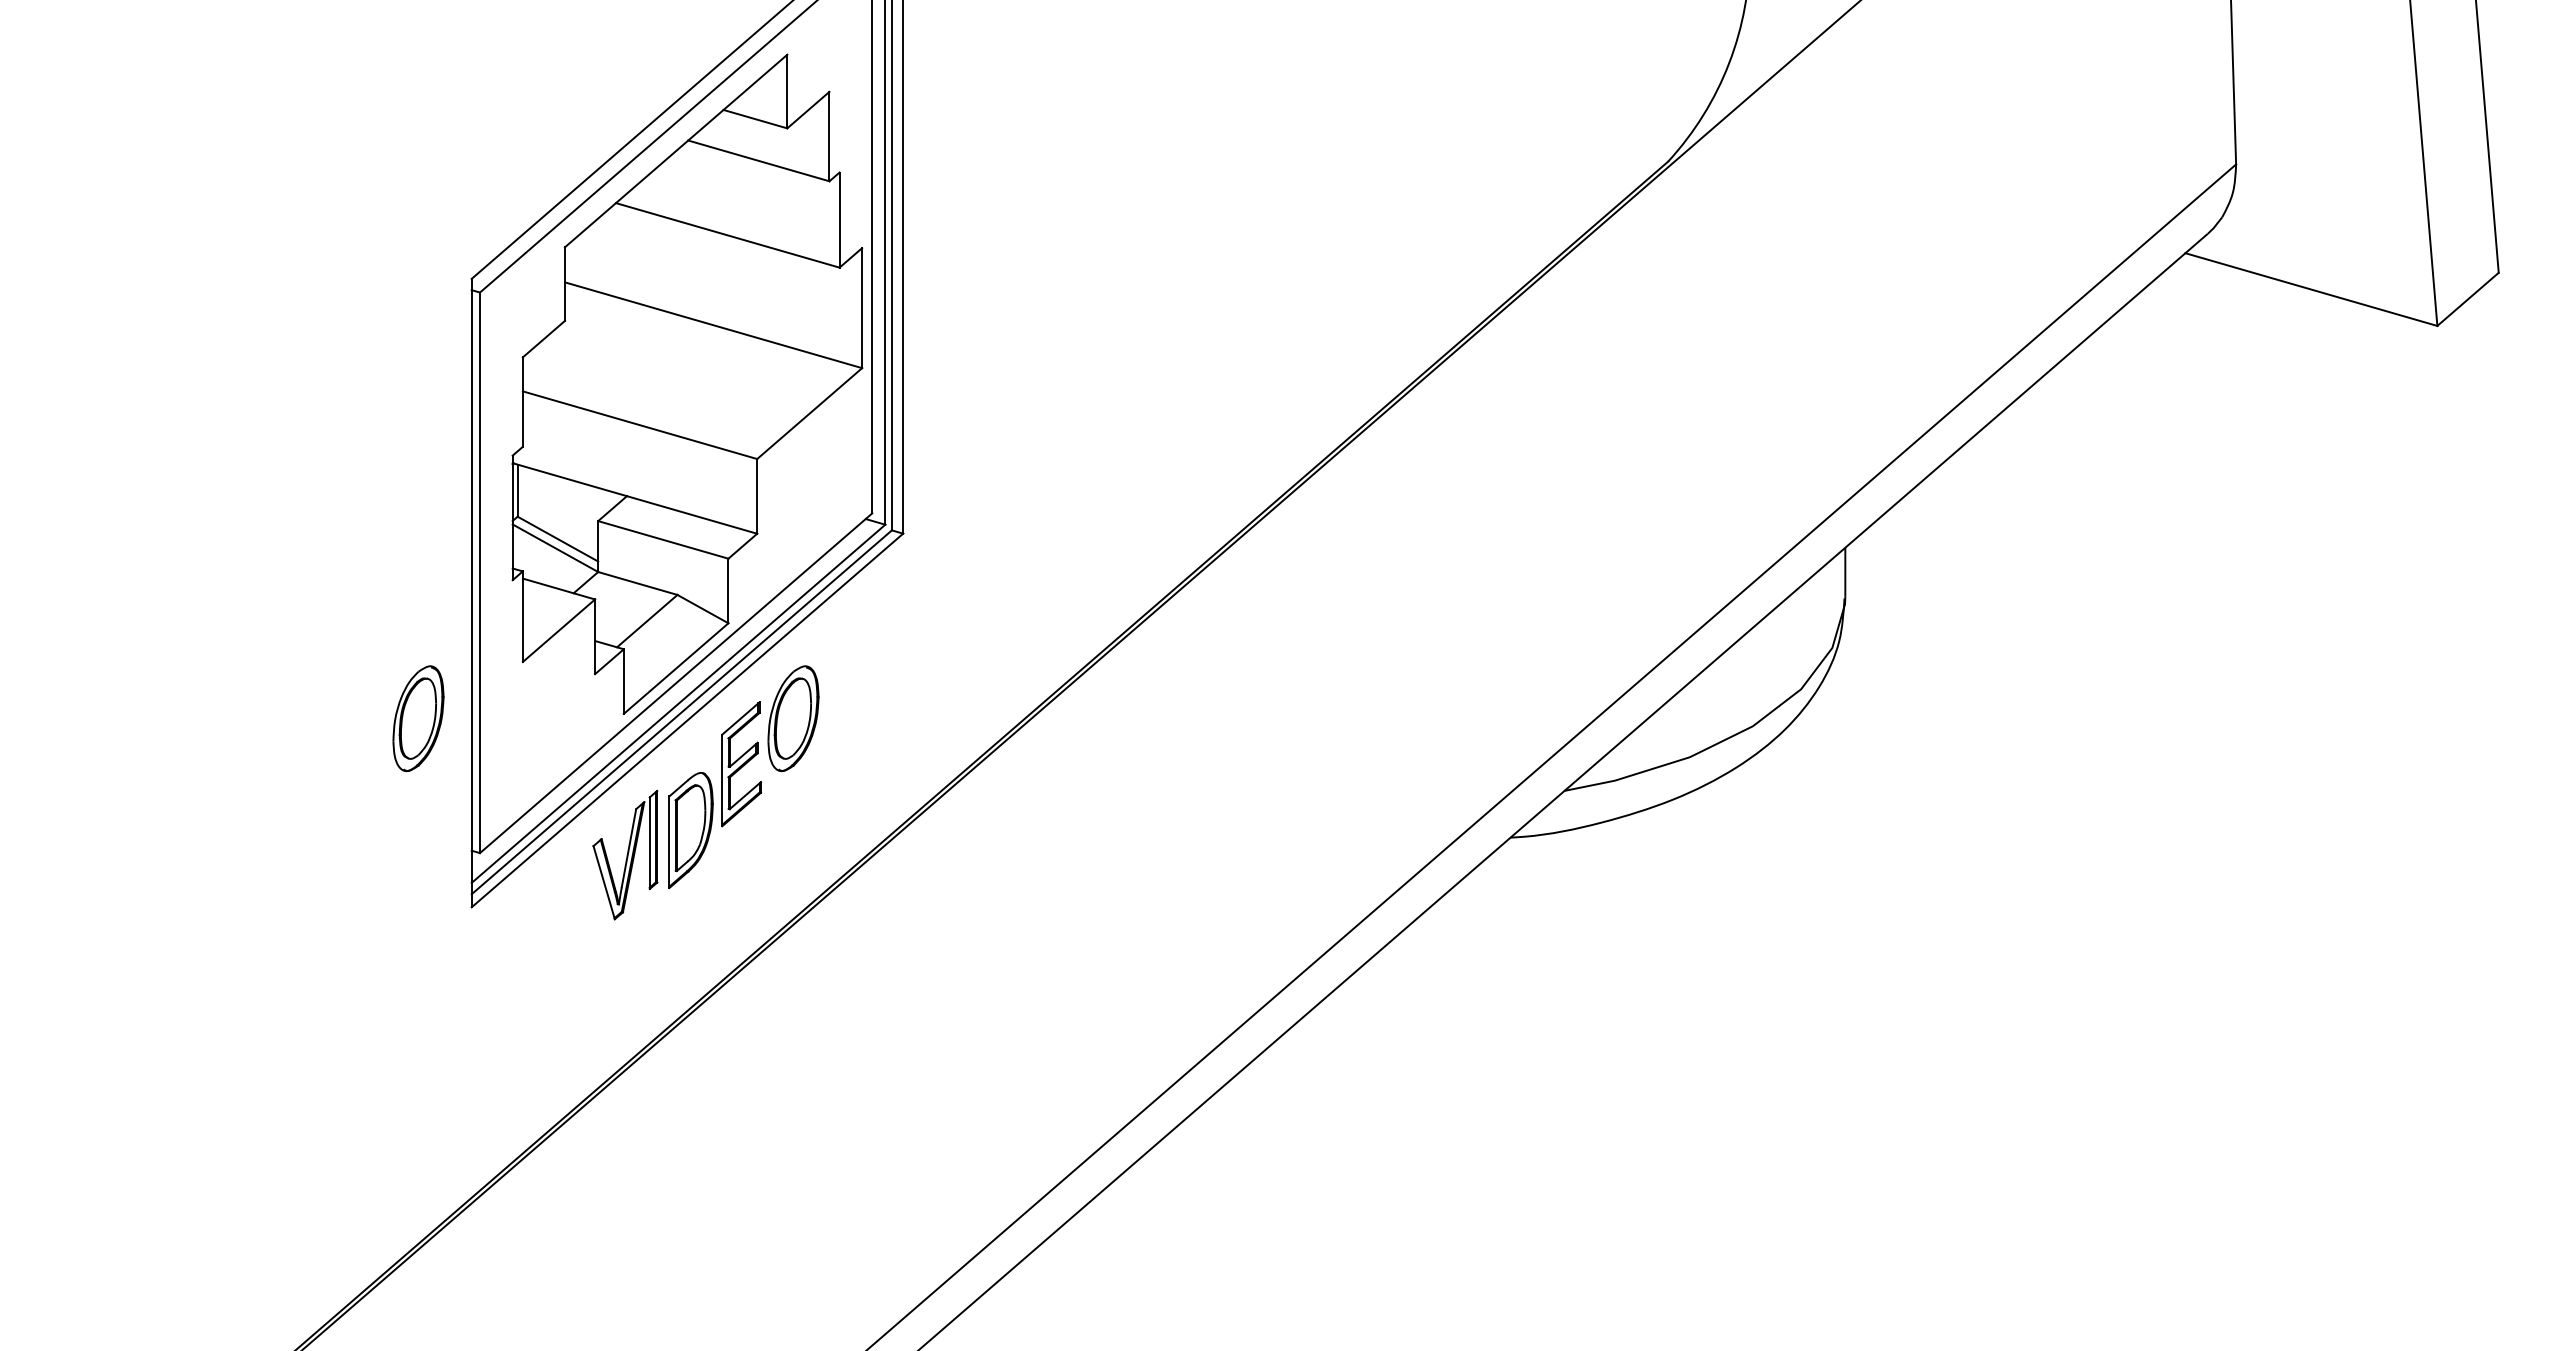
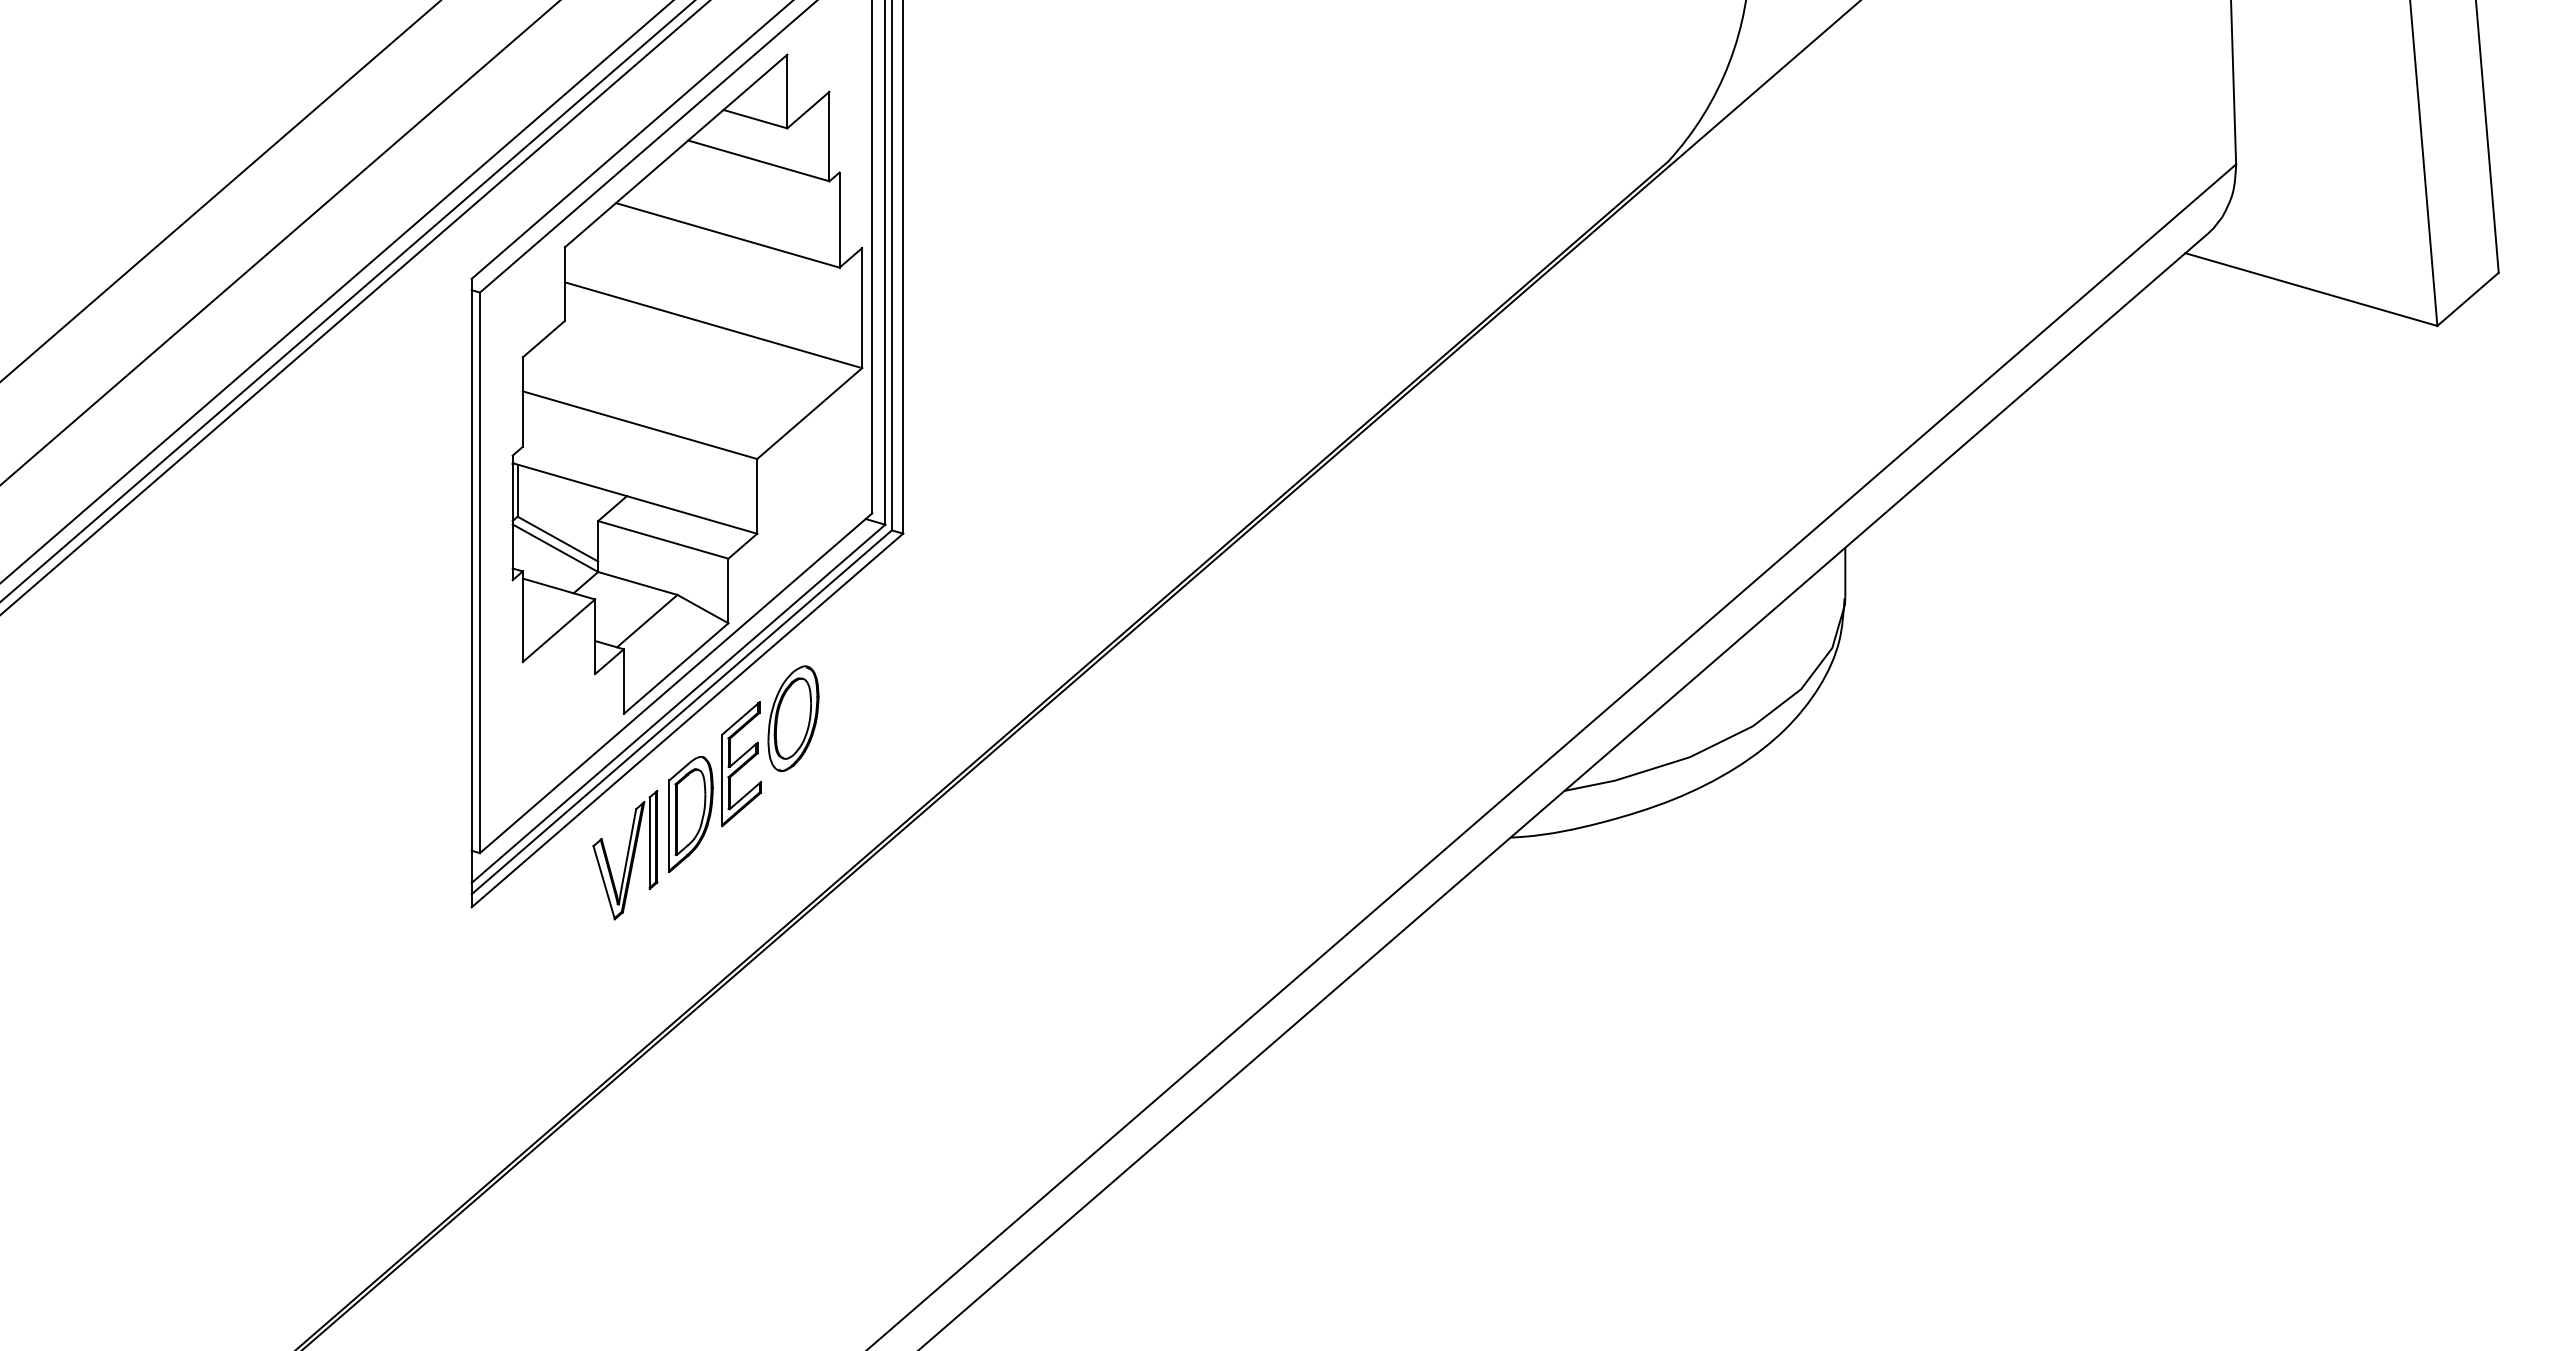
line: none -> present (220, 191)
line: none -> present (279, 242)
line: none -> present (336, 291)
line: none -> present (347, 301)
line: none -> present (354, 307)
part: present -> none (418, 718)
part position: (690, 830) -> (690, 814) (690, 814)
